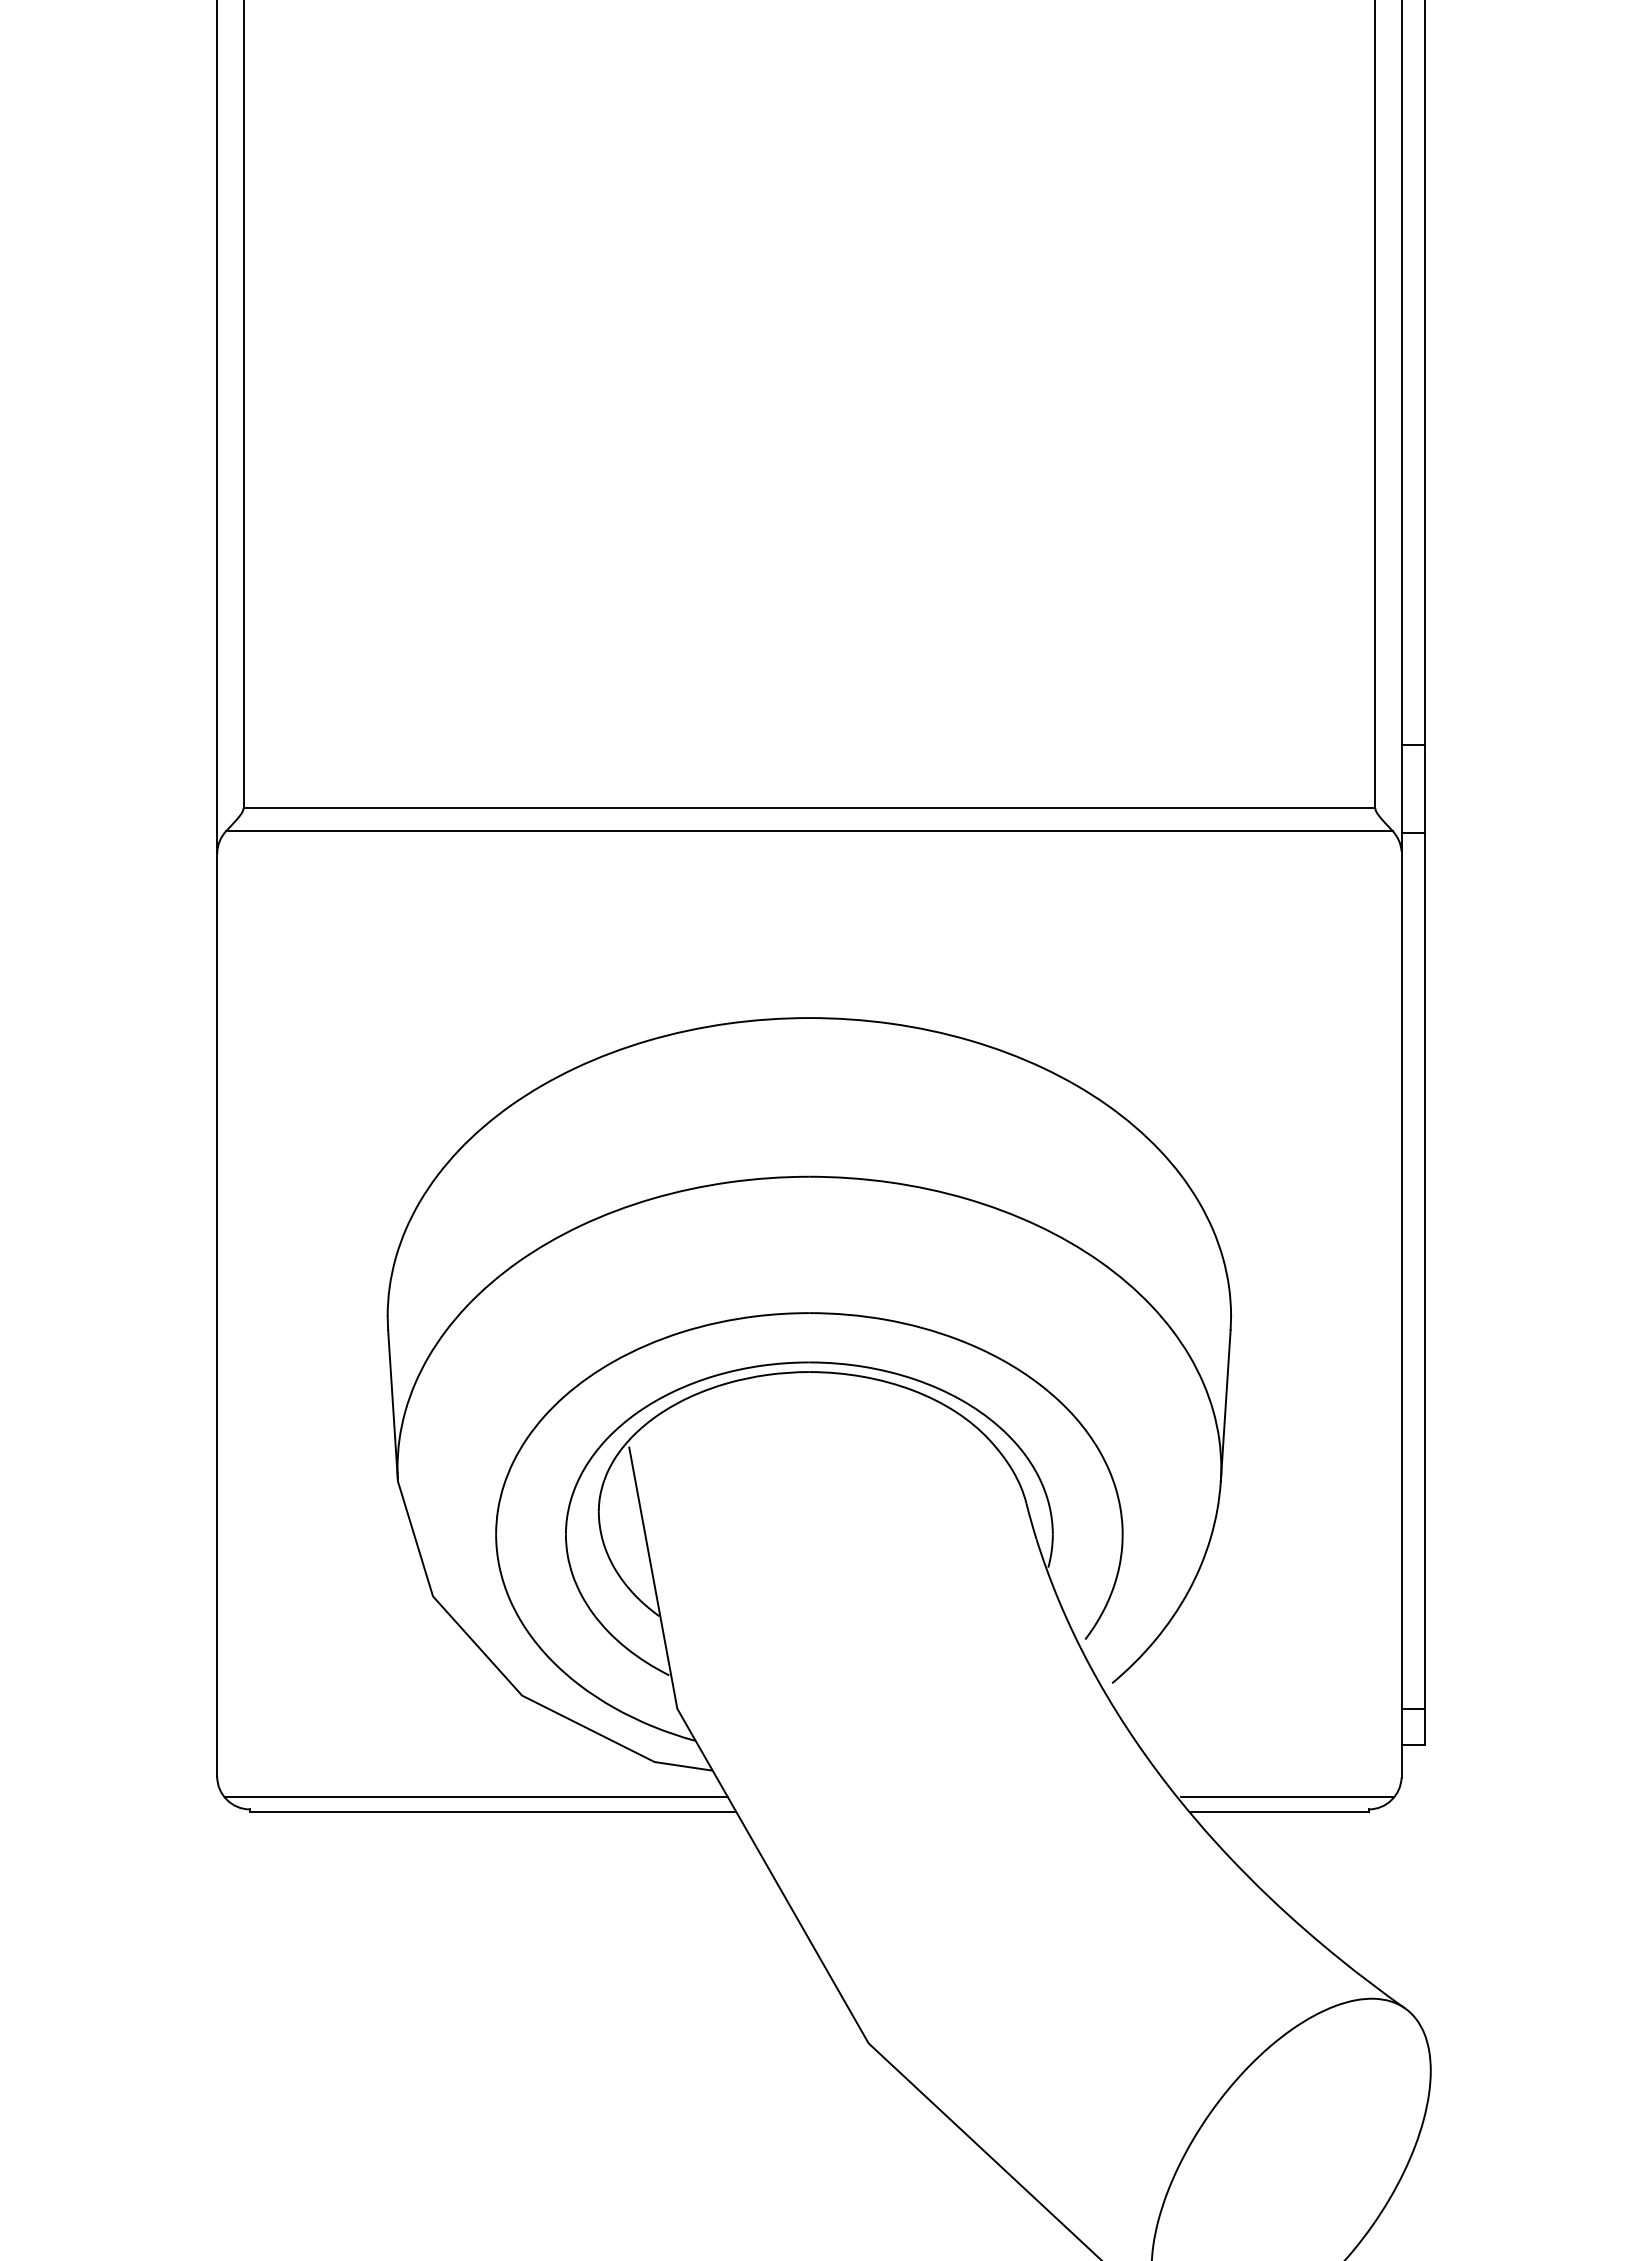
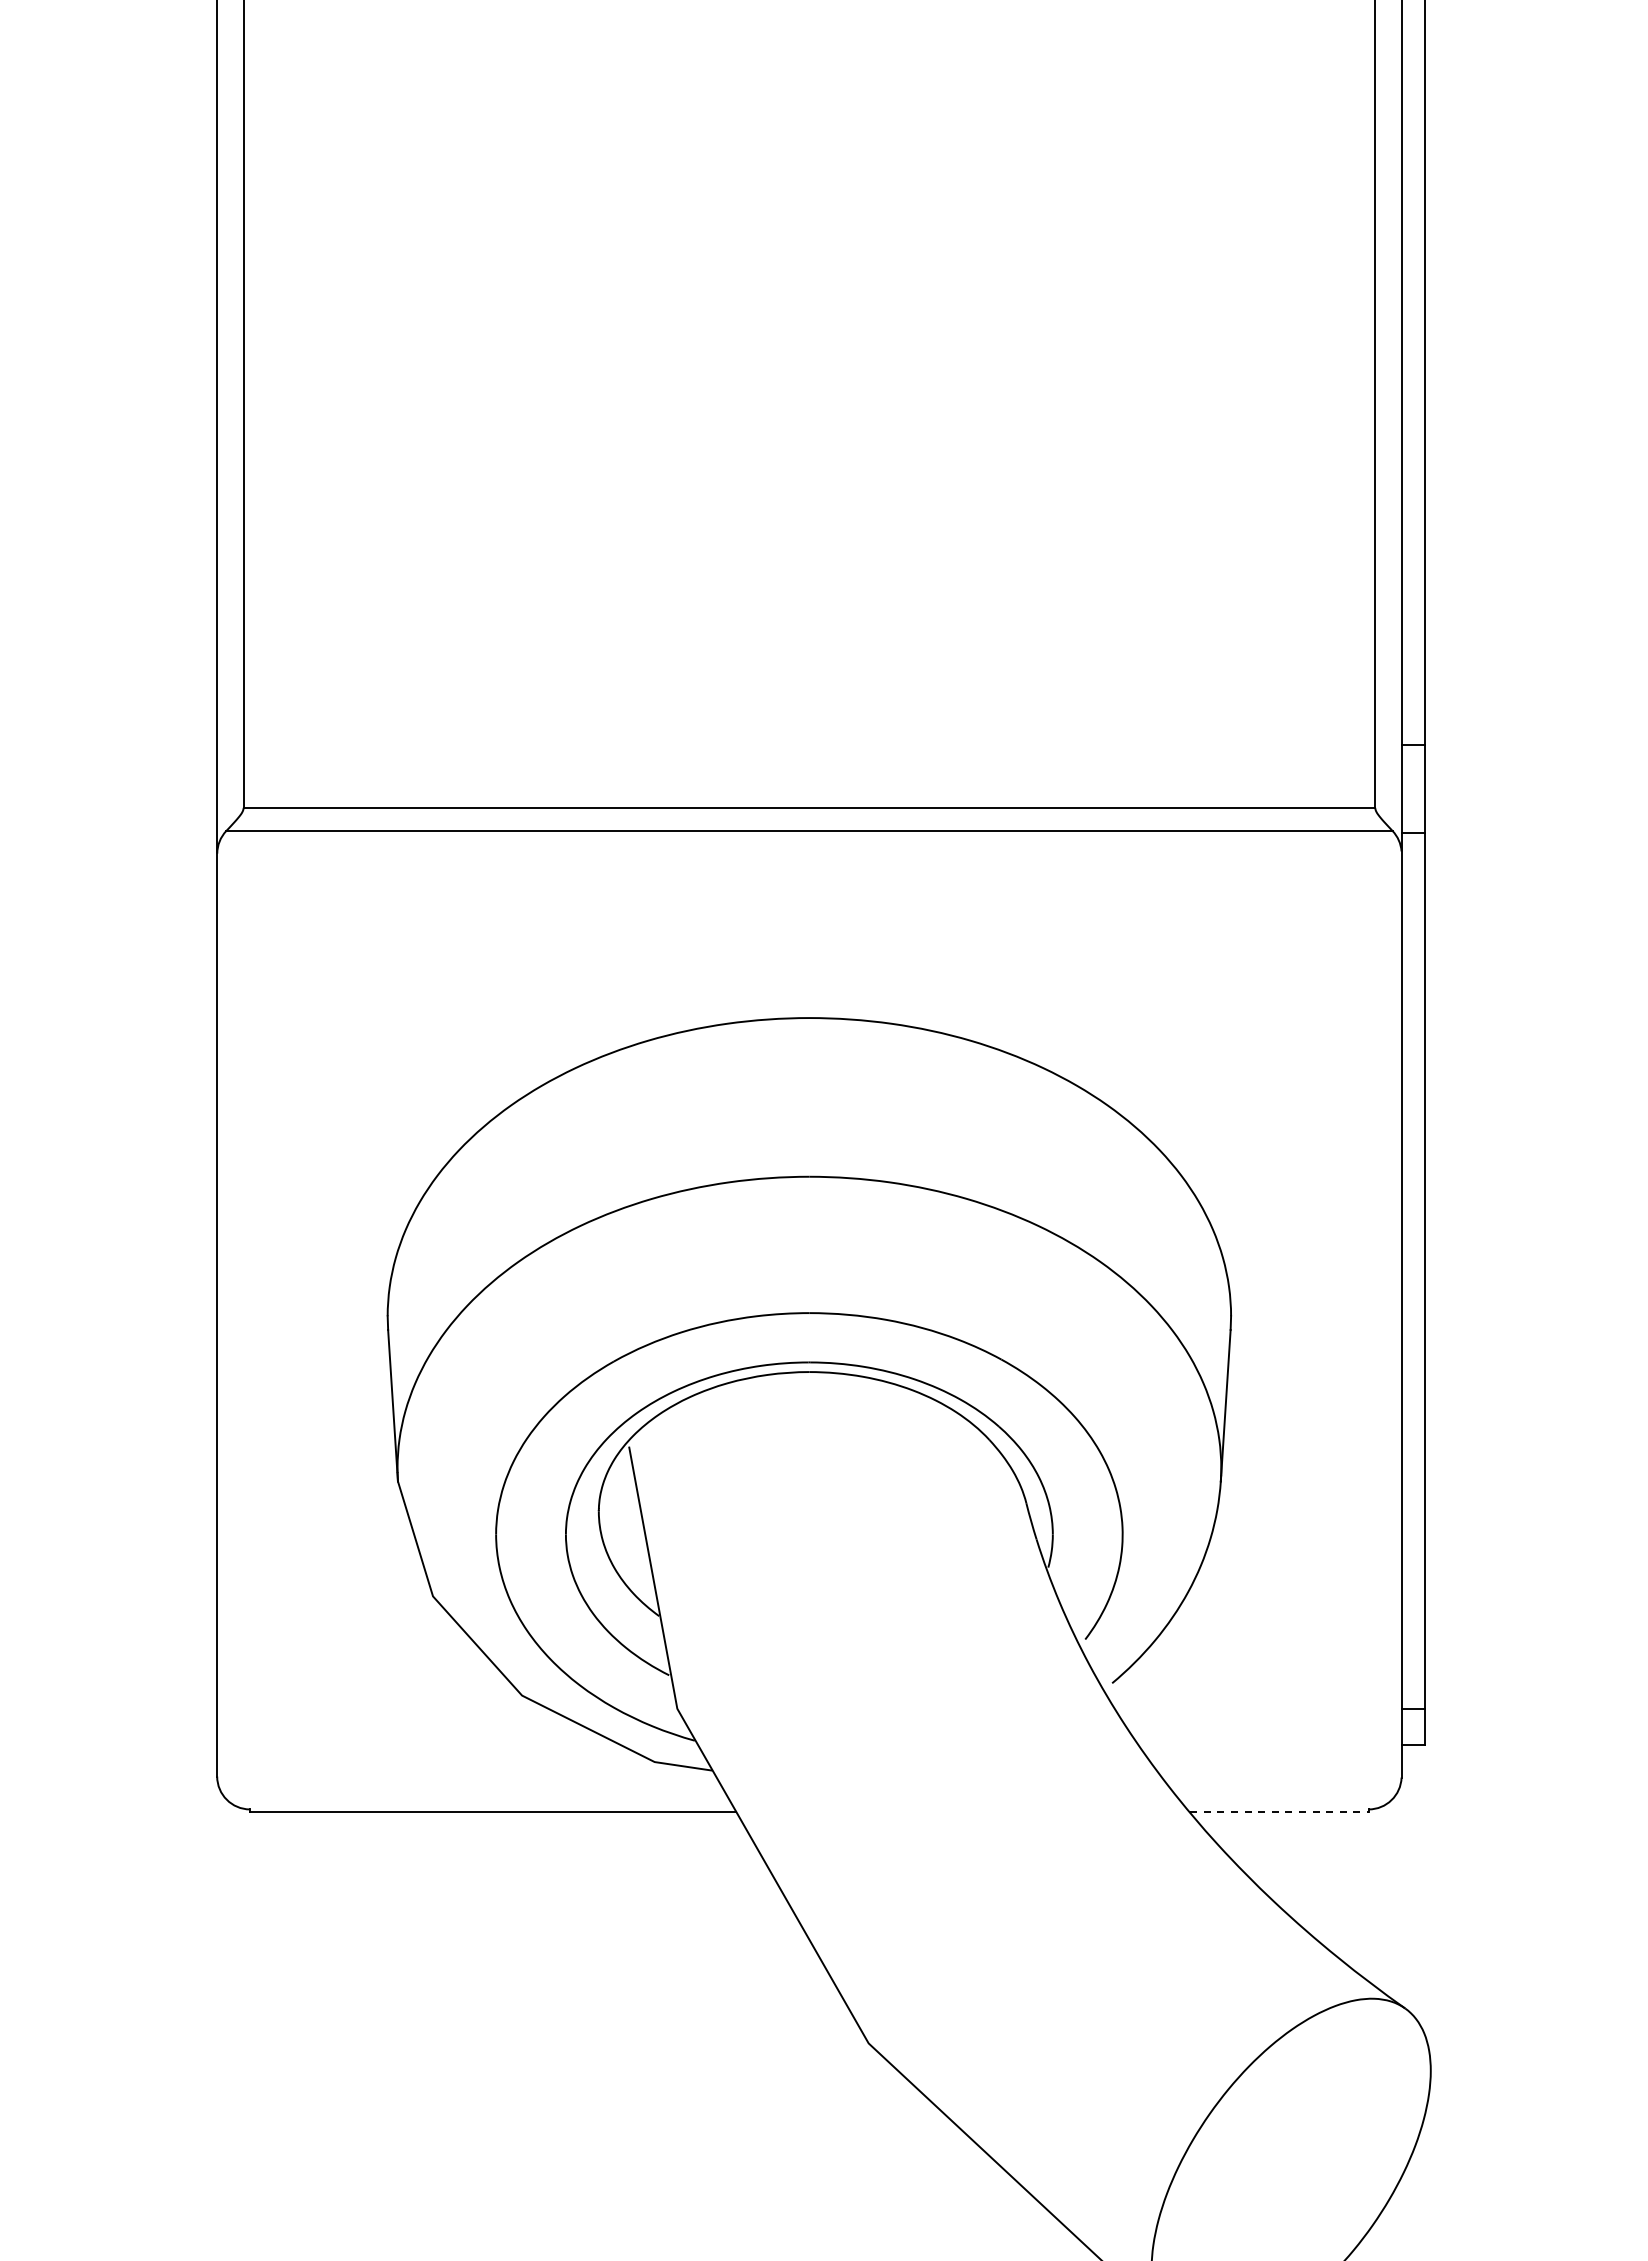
line: present -> none (475, 1797)
line: present -> none (1287, 1797)
line: solid -> dashed (1279, 1811)
